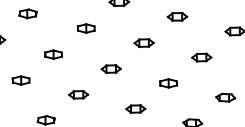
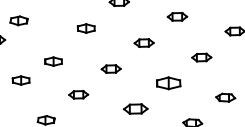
part position: (27, 13) -> (18, 20) (18, 20)
part position: (53, 54) -> (53, 61) (53, 61)
part size: 19x11 px -> 26x15 px (168, 83)
part size: 22x10 px -> 27x12 px (135, 108)
